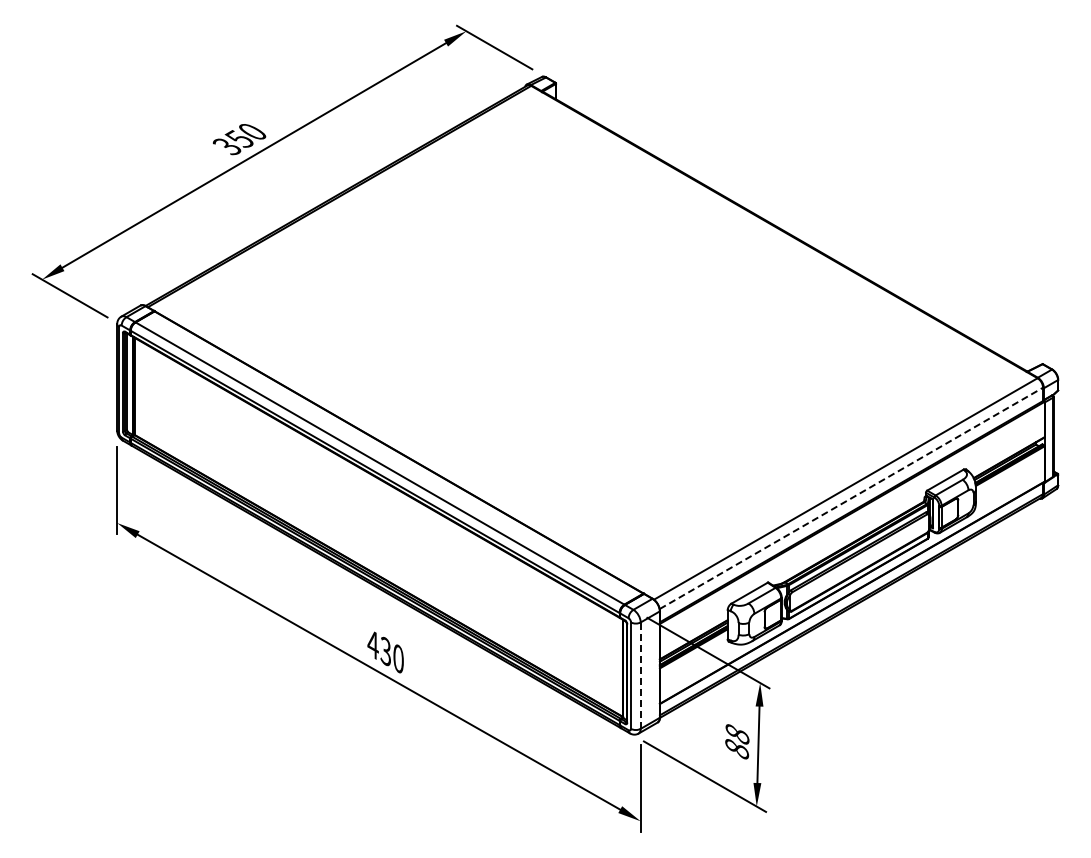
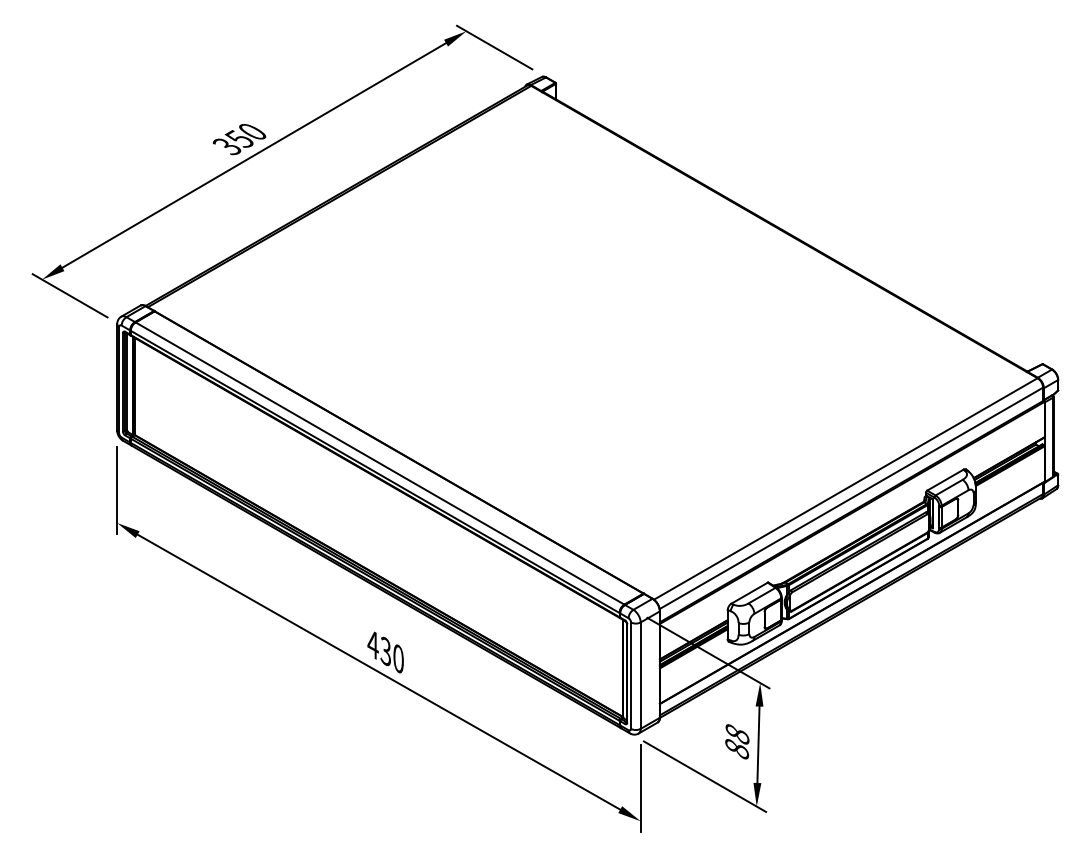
line: dashed -> solid (851, 498)
line: dashed -> solid (640, 675)
